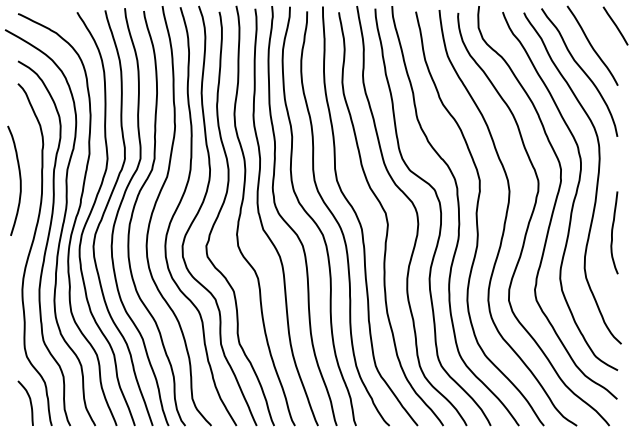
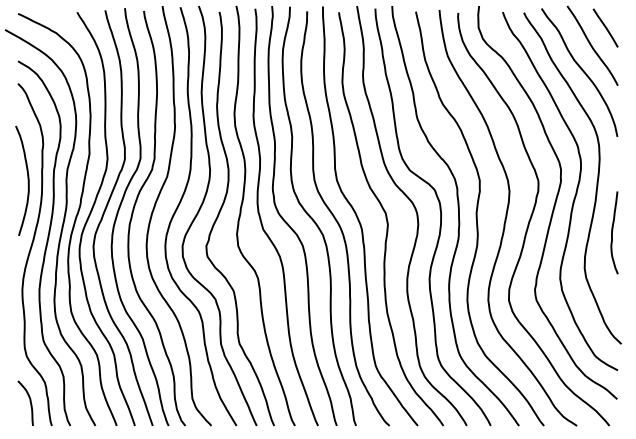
line position: (615, 25) -> (605, 27) (605, 27)
curve position: (19, 180) -> (27, 180) (27, 180)
